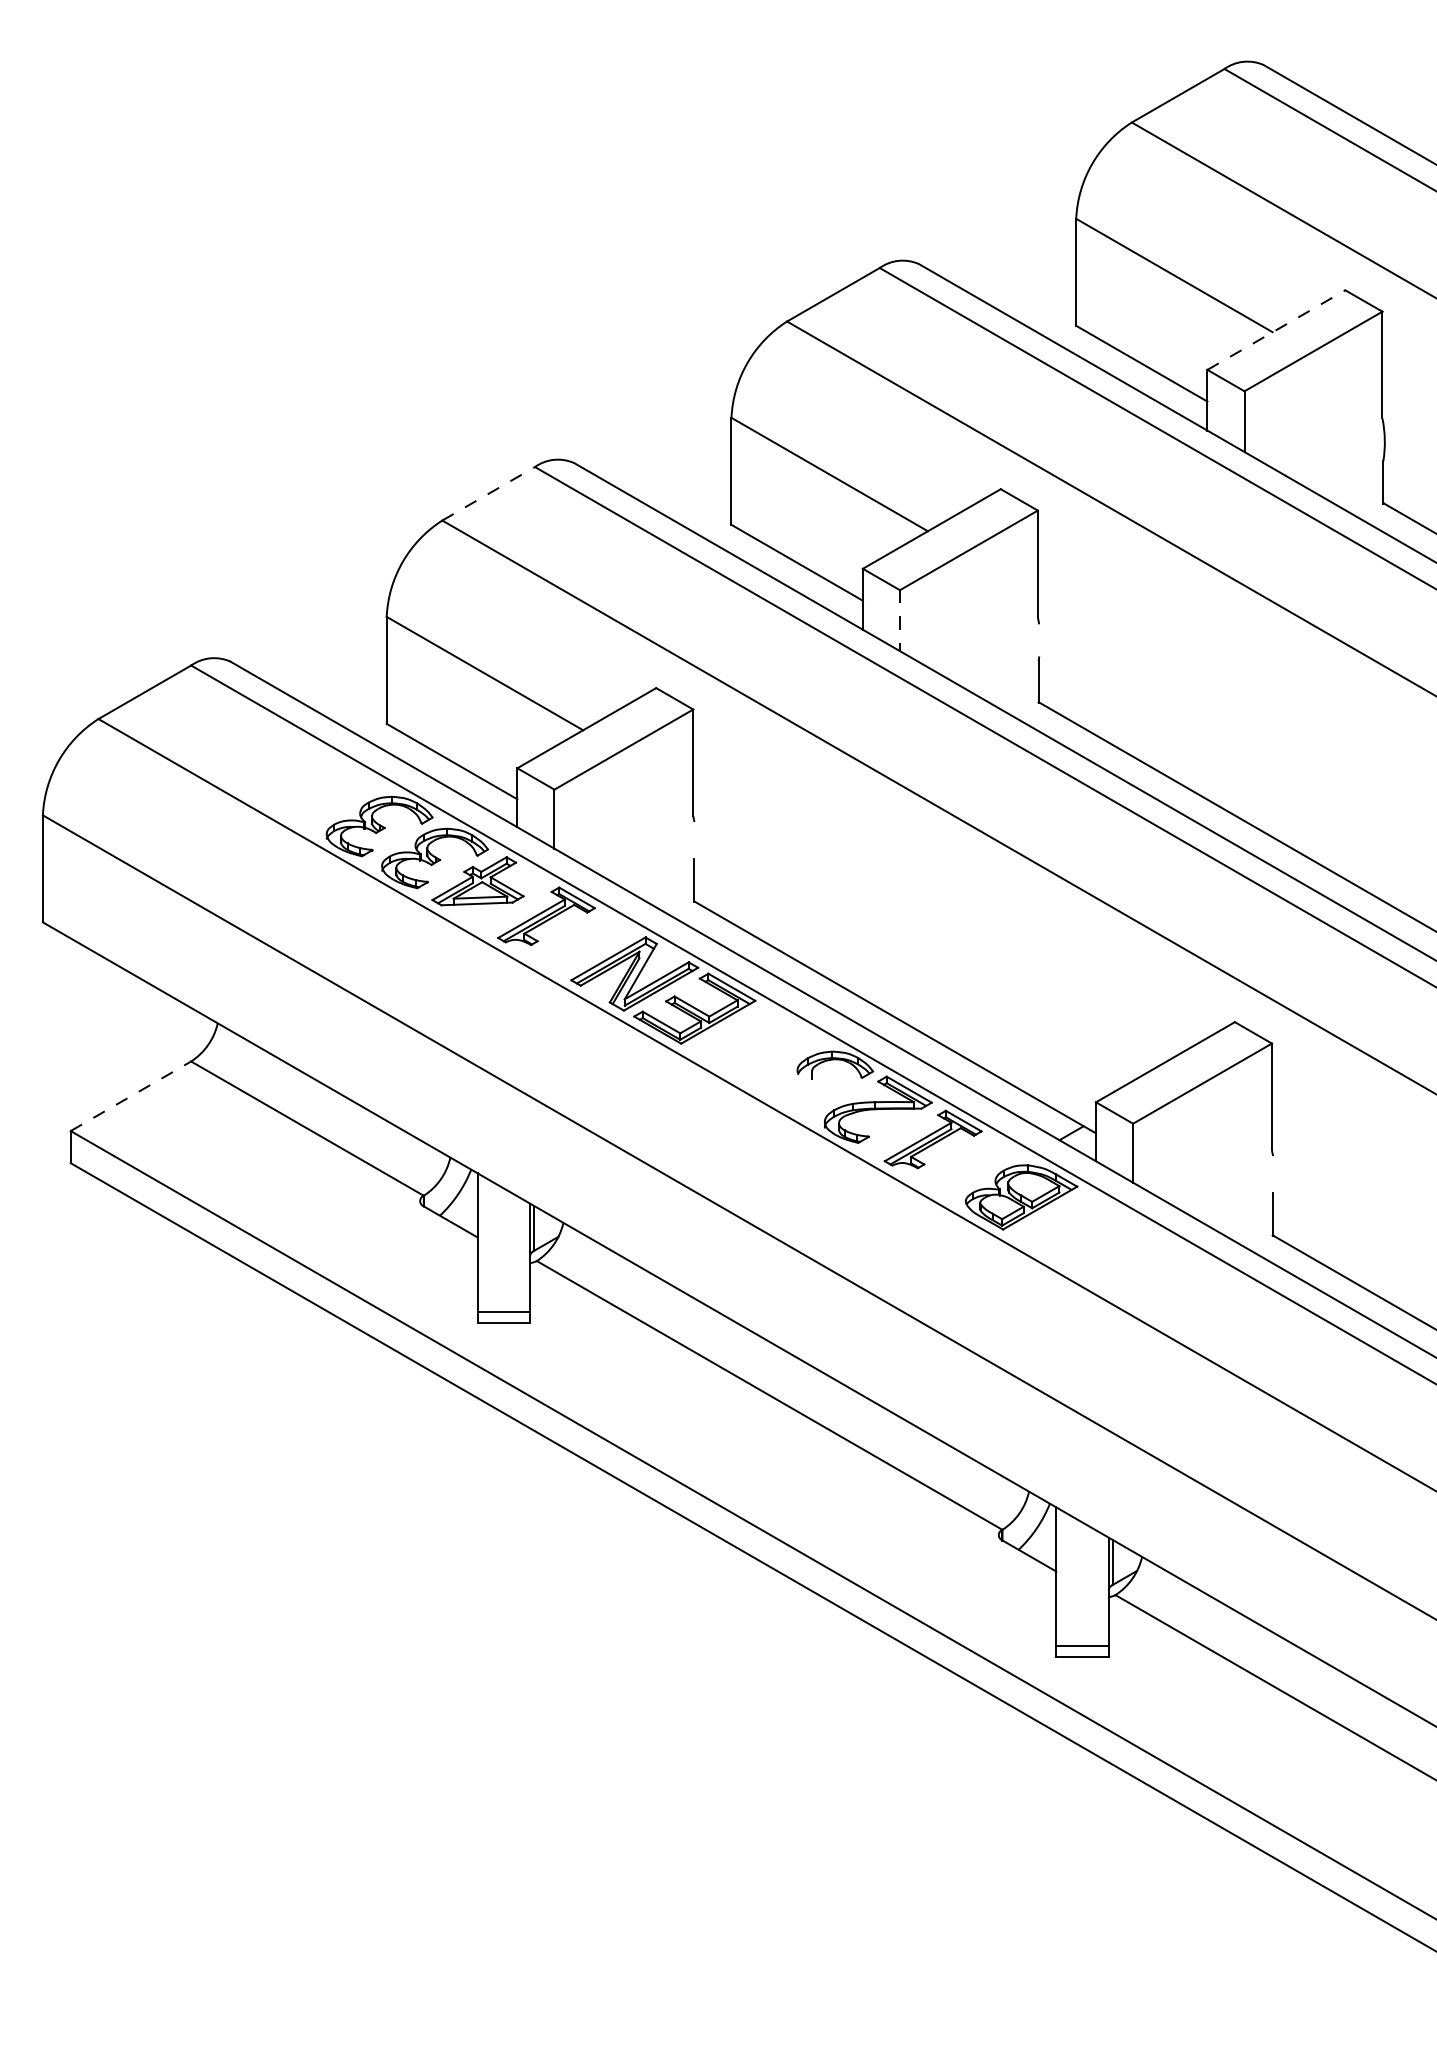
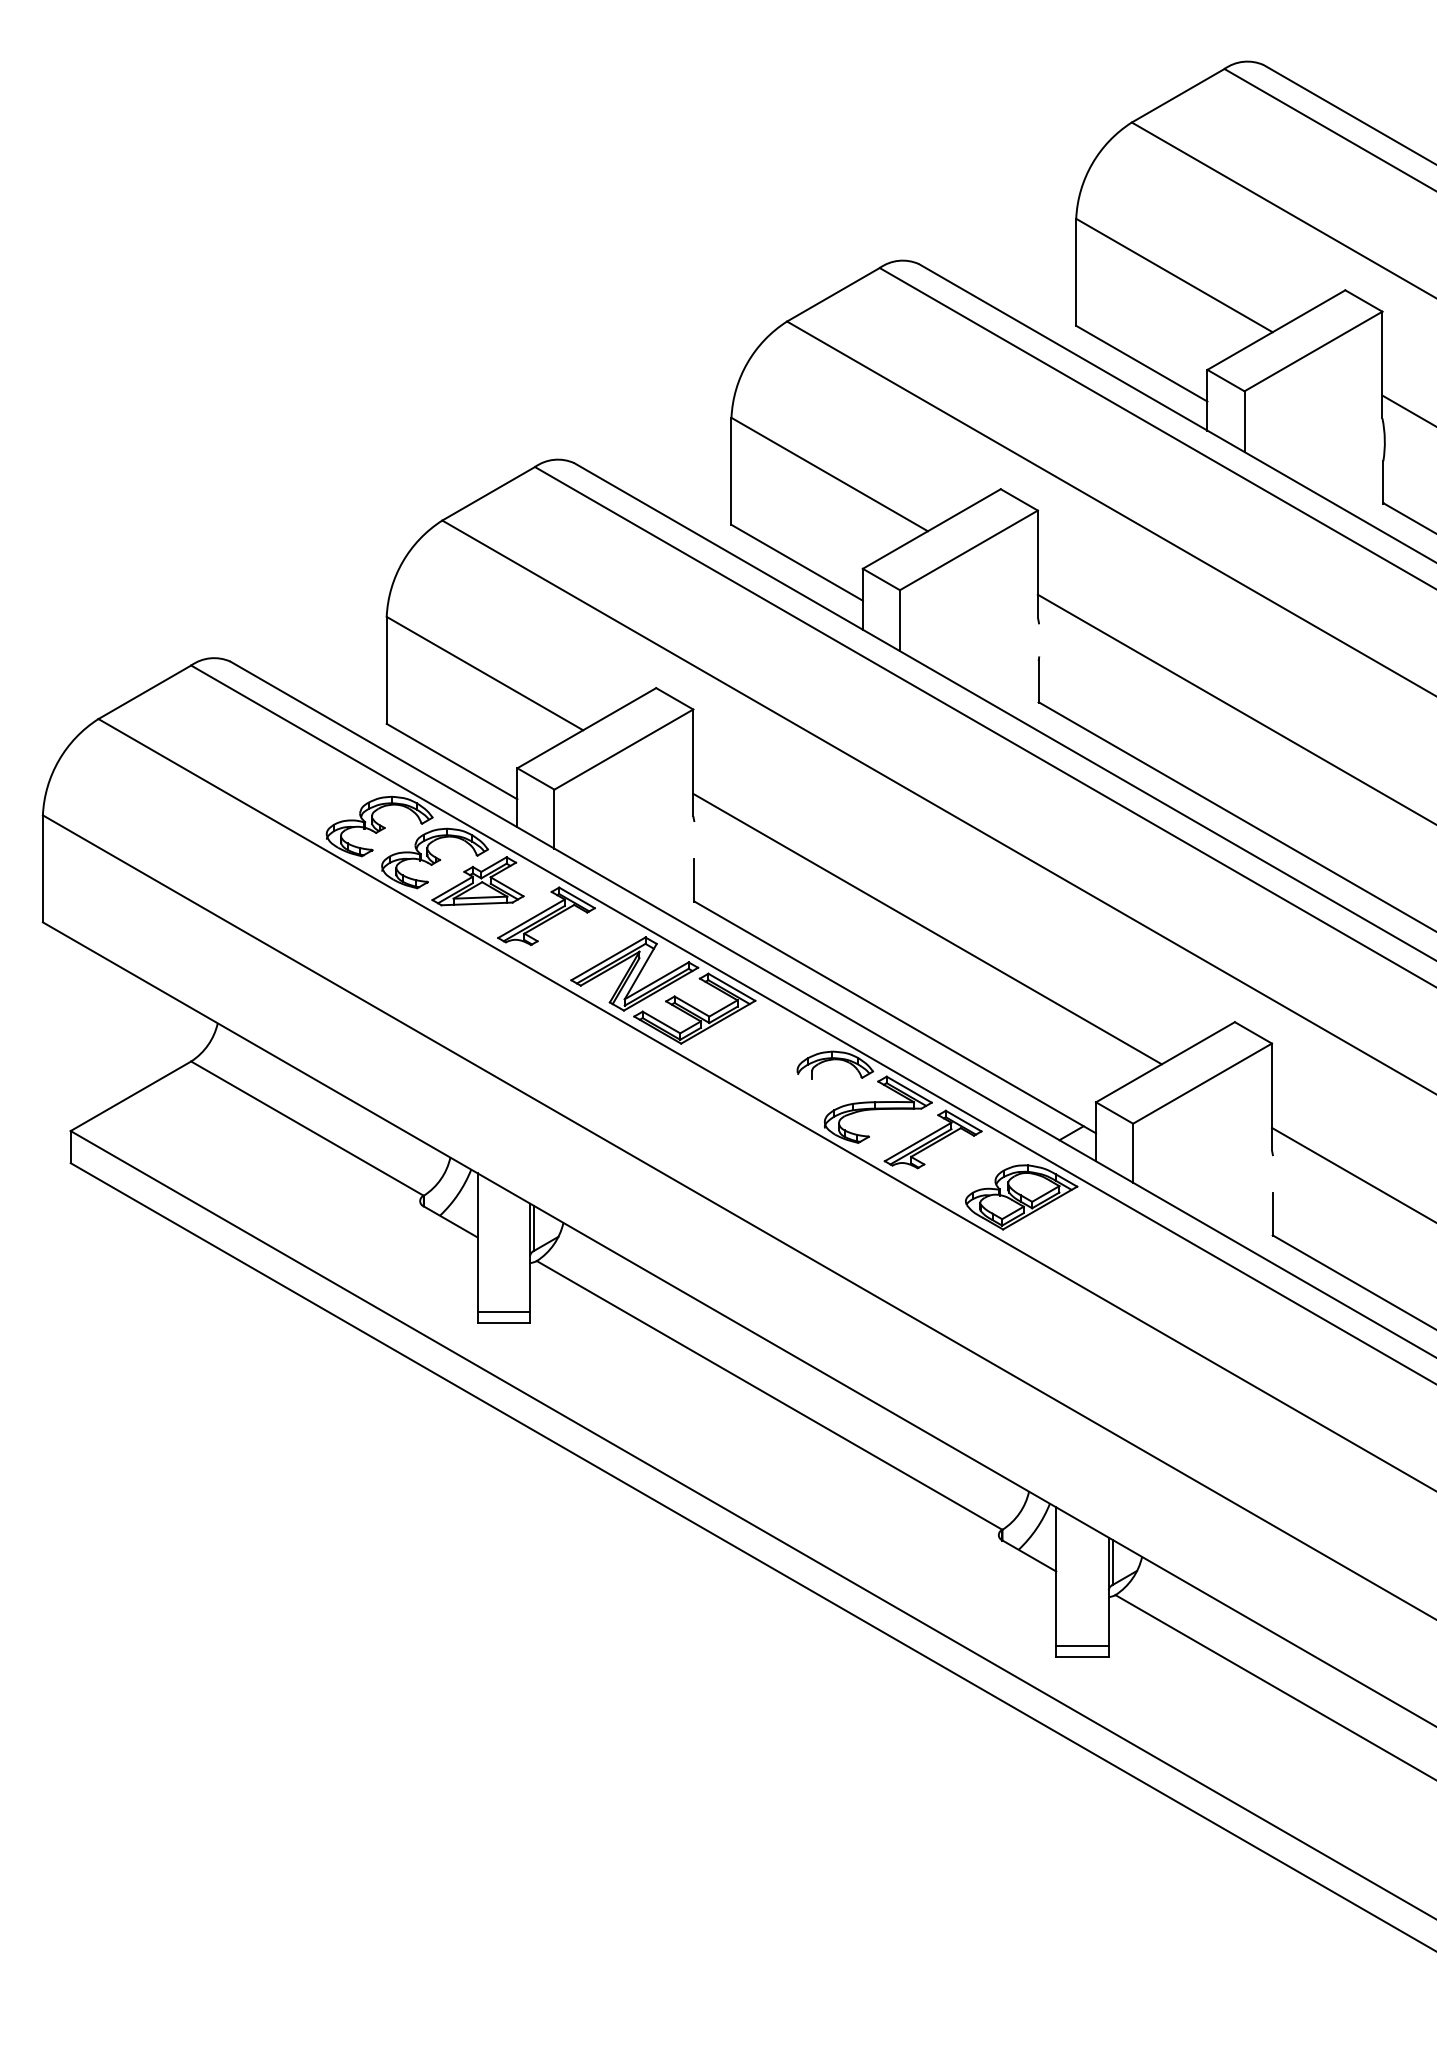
line: dashed -> solid (1276, 330)
line: none -> present (1407, 410)
line: dashed -> solid (488, 493)
line: dashed -> solid (899, 621)
line: none -> present (1235, 708)
line: none -> present (927, 928)
line: dashed -> solid (130, 1096)
line: none -> present (1352, 1174)
